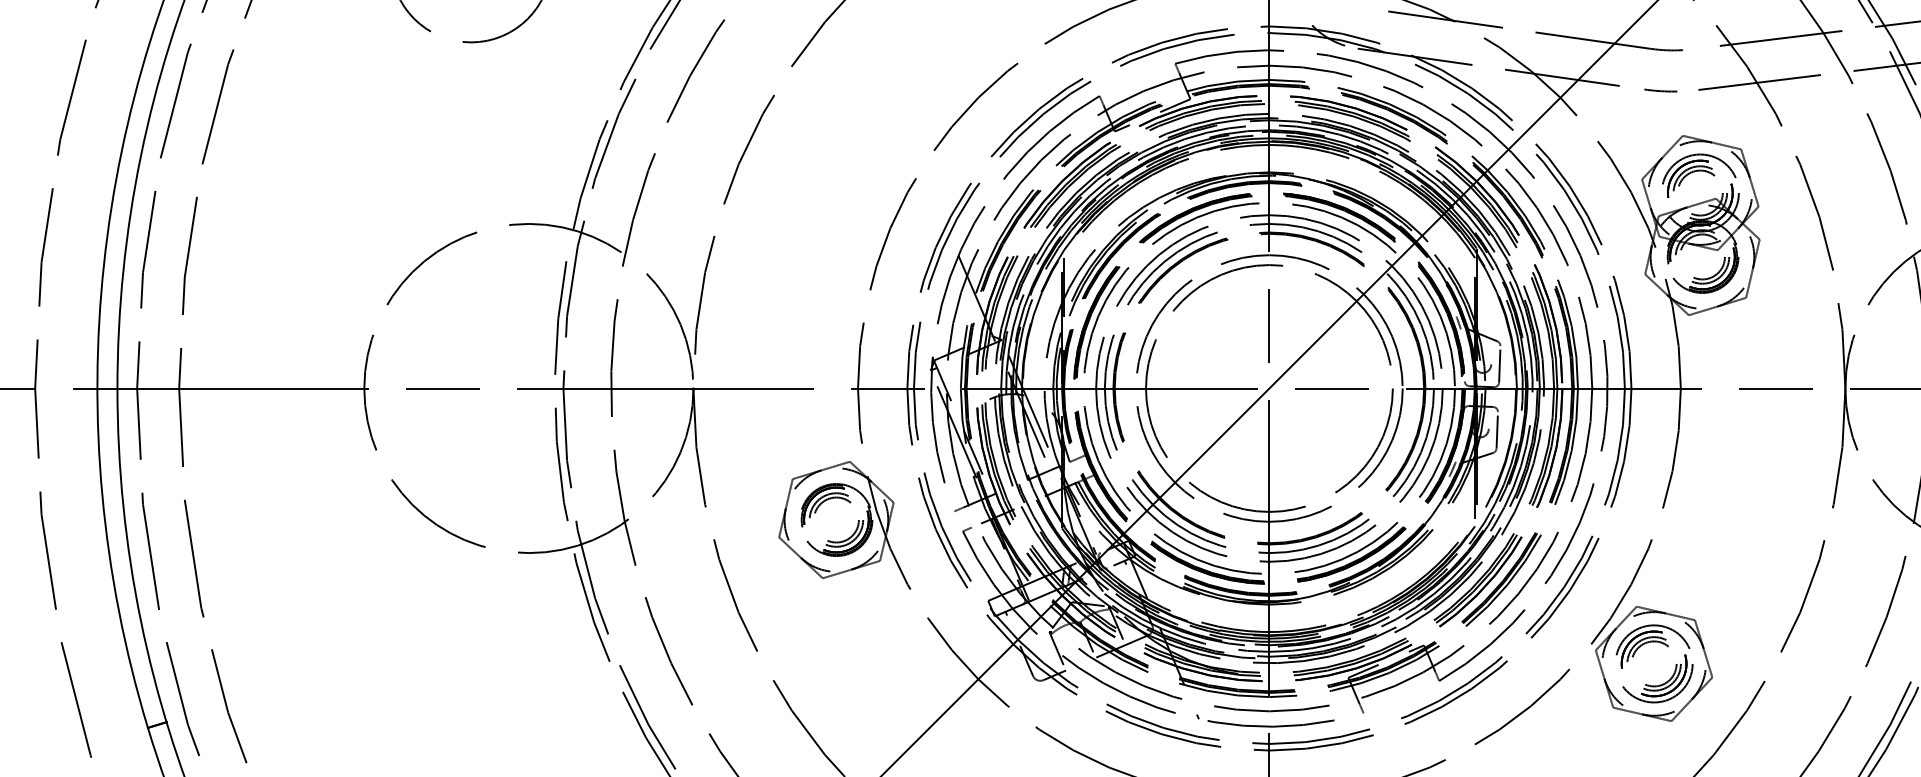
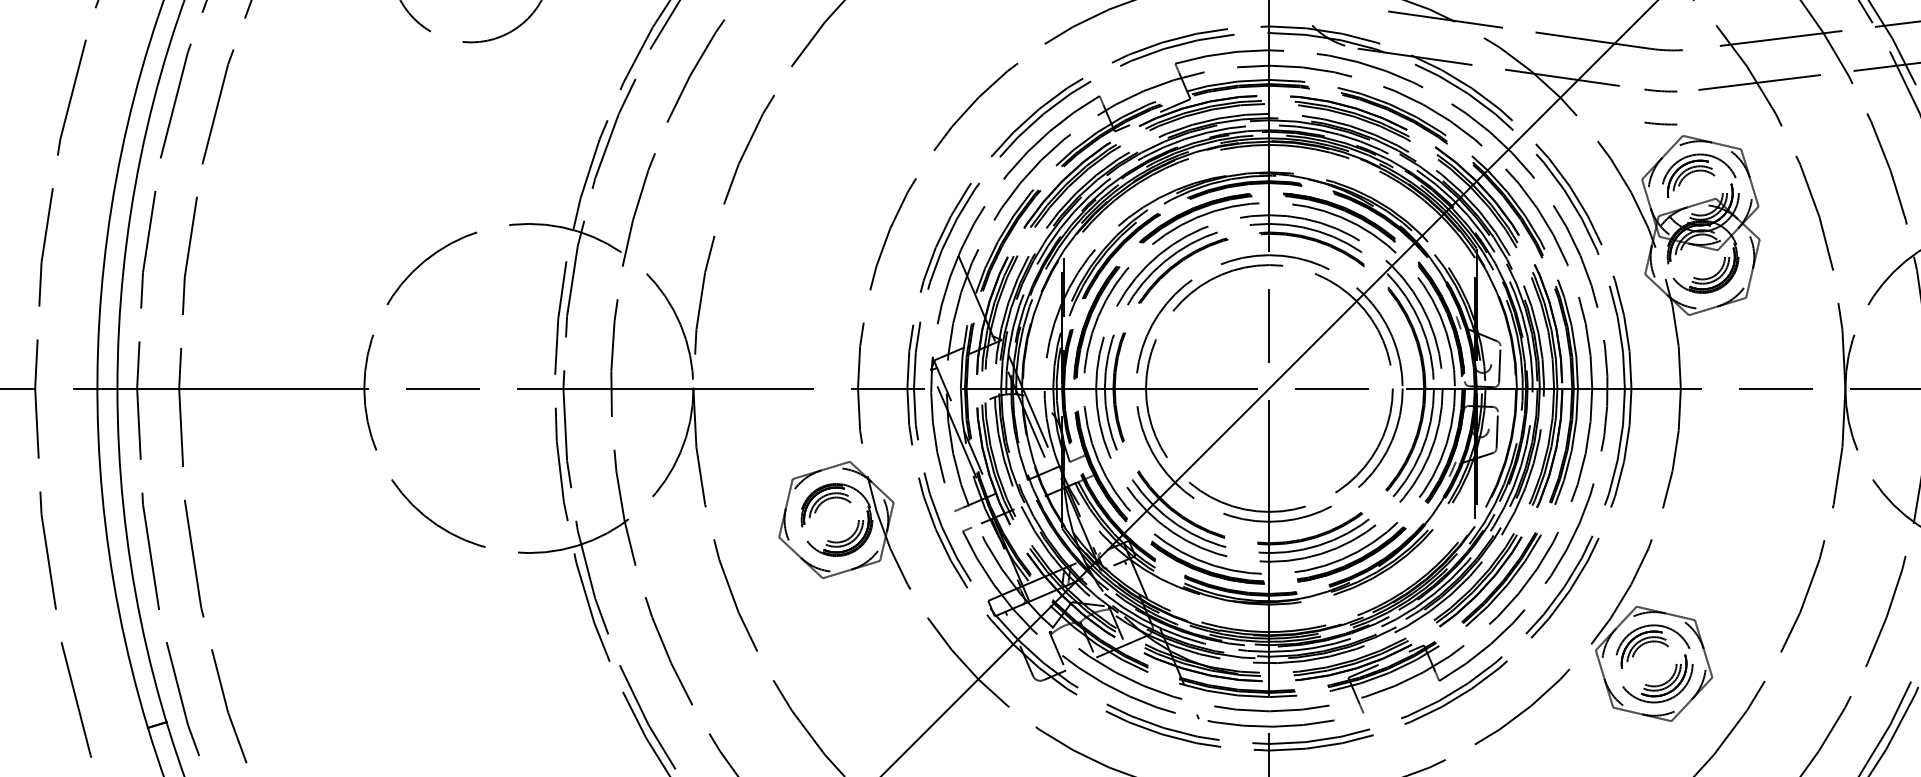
line: none -> present (1660, 123)
